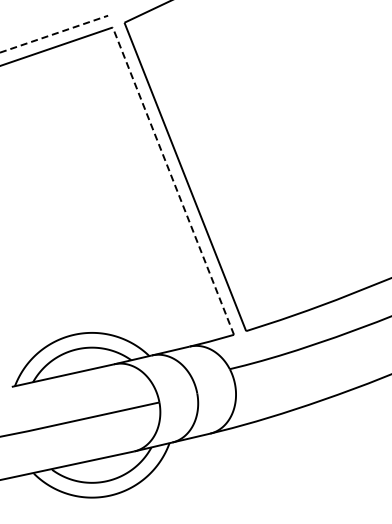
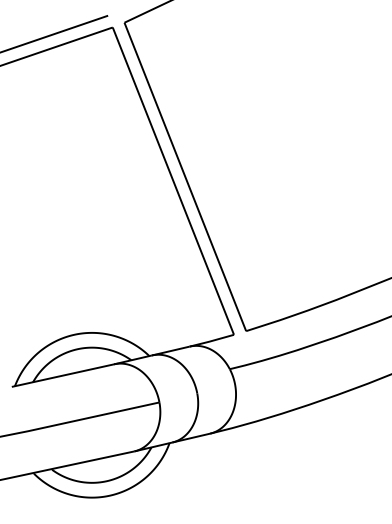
line: dashed -> solid (54, 34)
line: dashed -> solid (173, 180)
